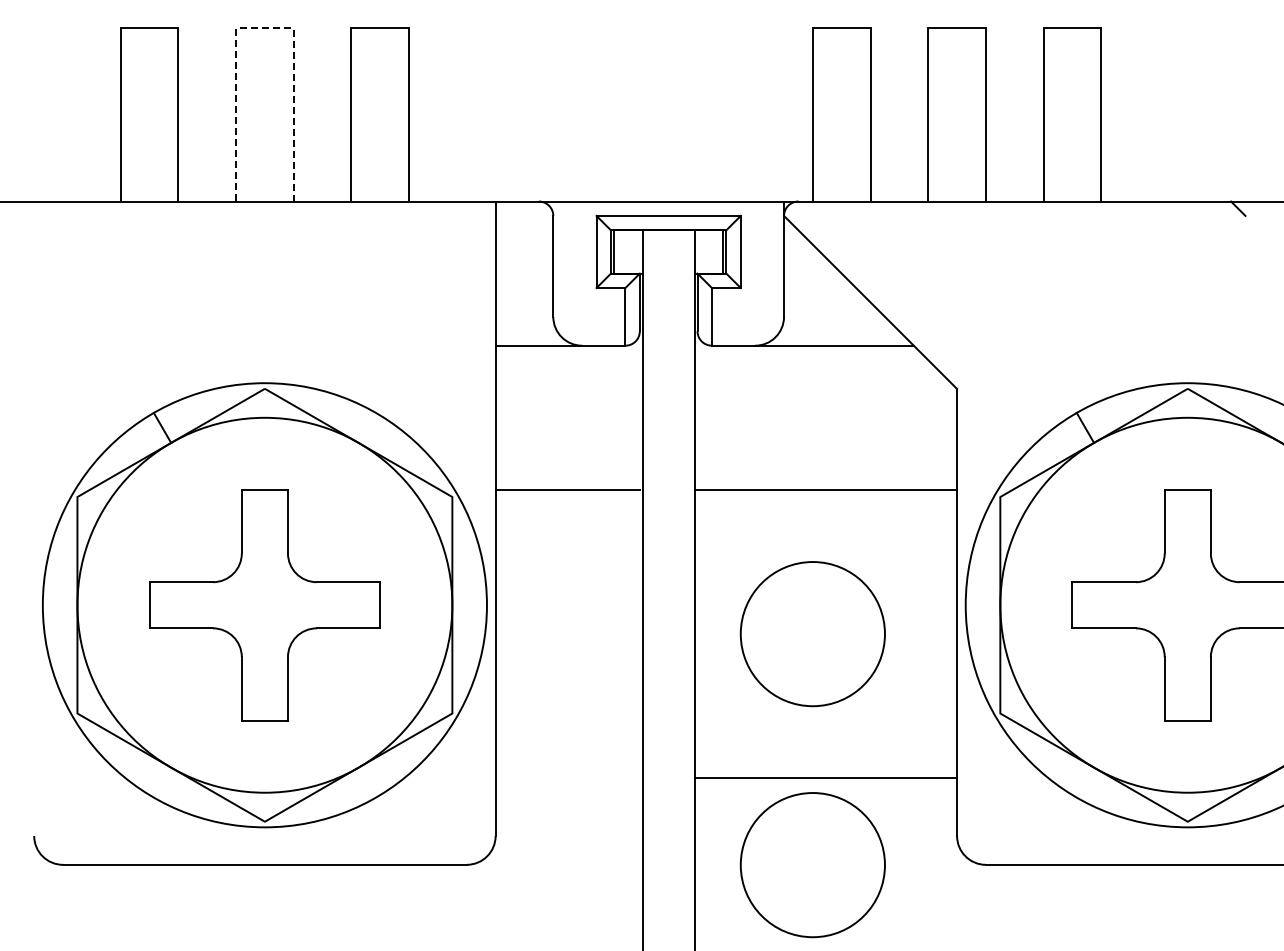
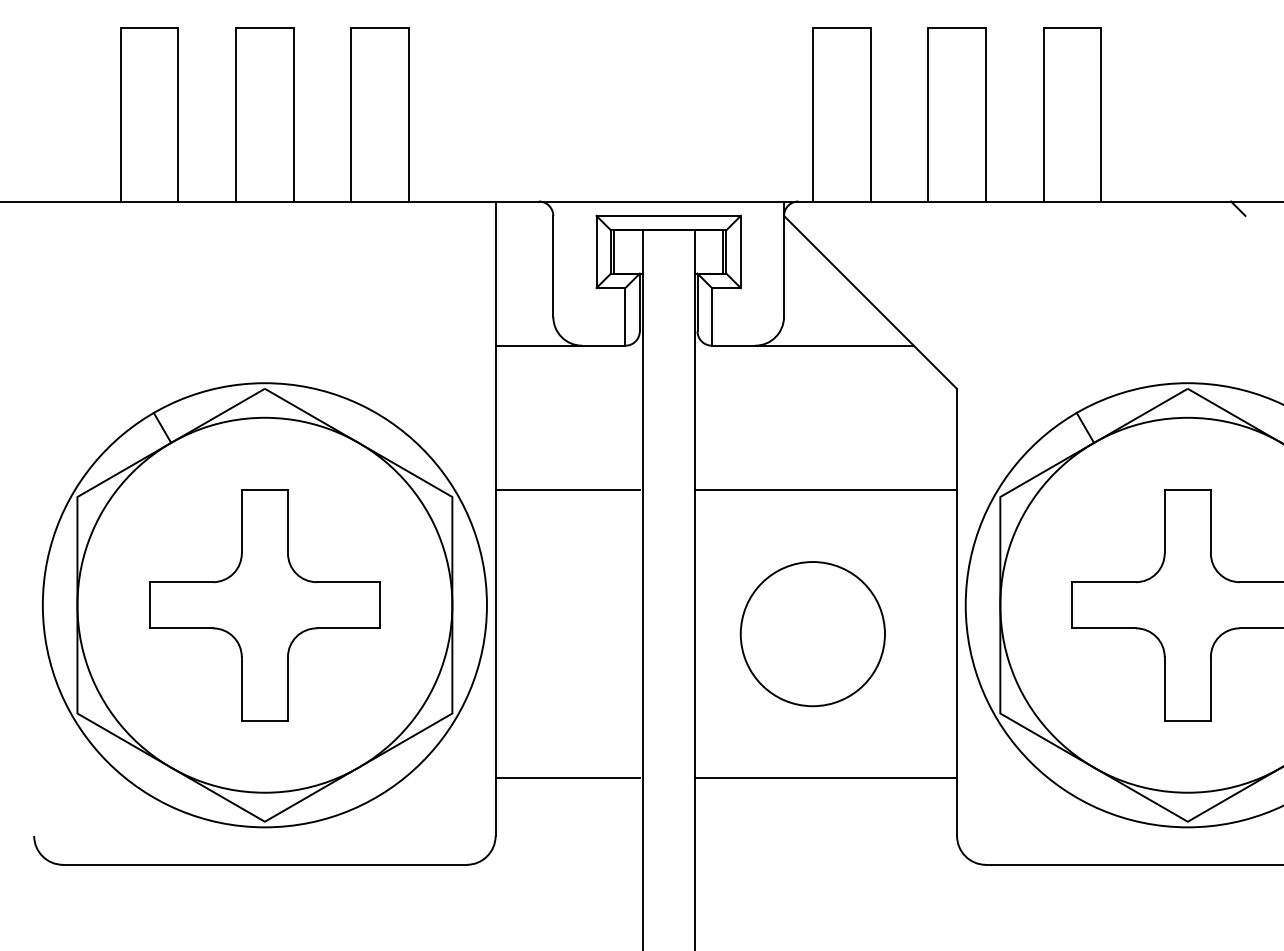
line: dashed -> solid (264, 28)
line: none -> present (567, 778)
circle: present -> none (812, 865)
